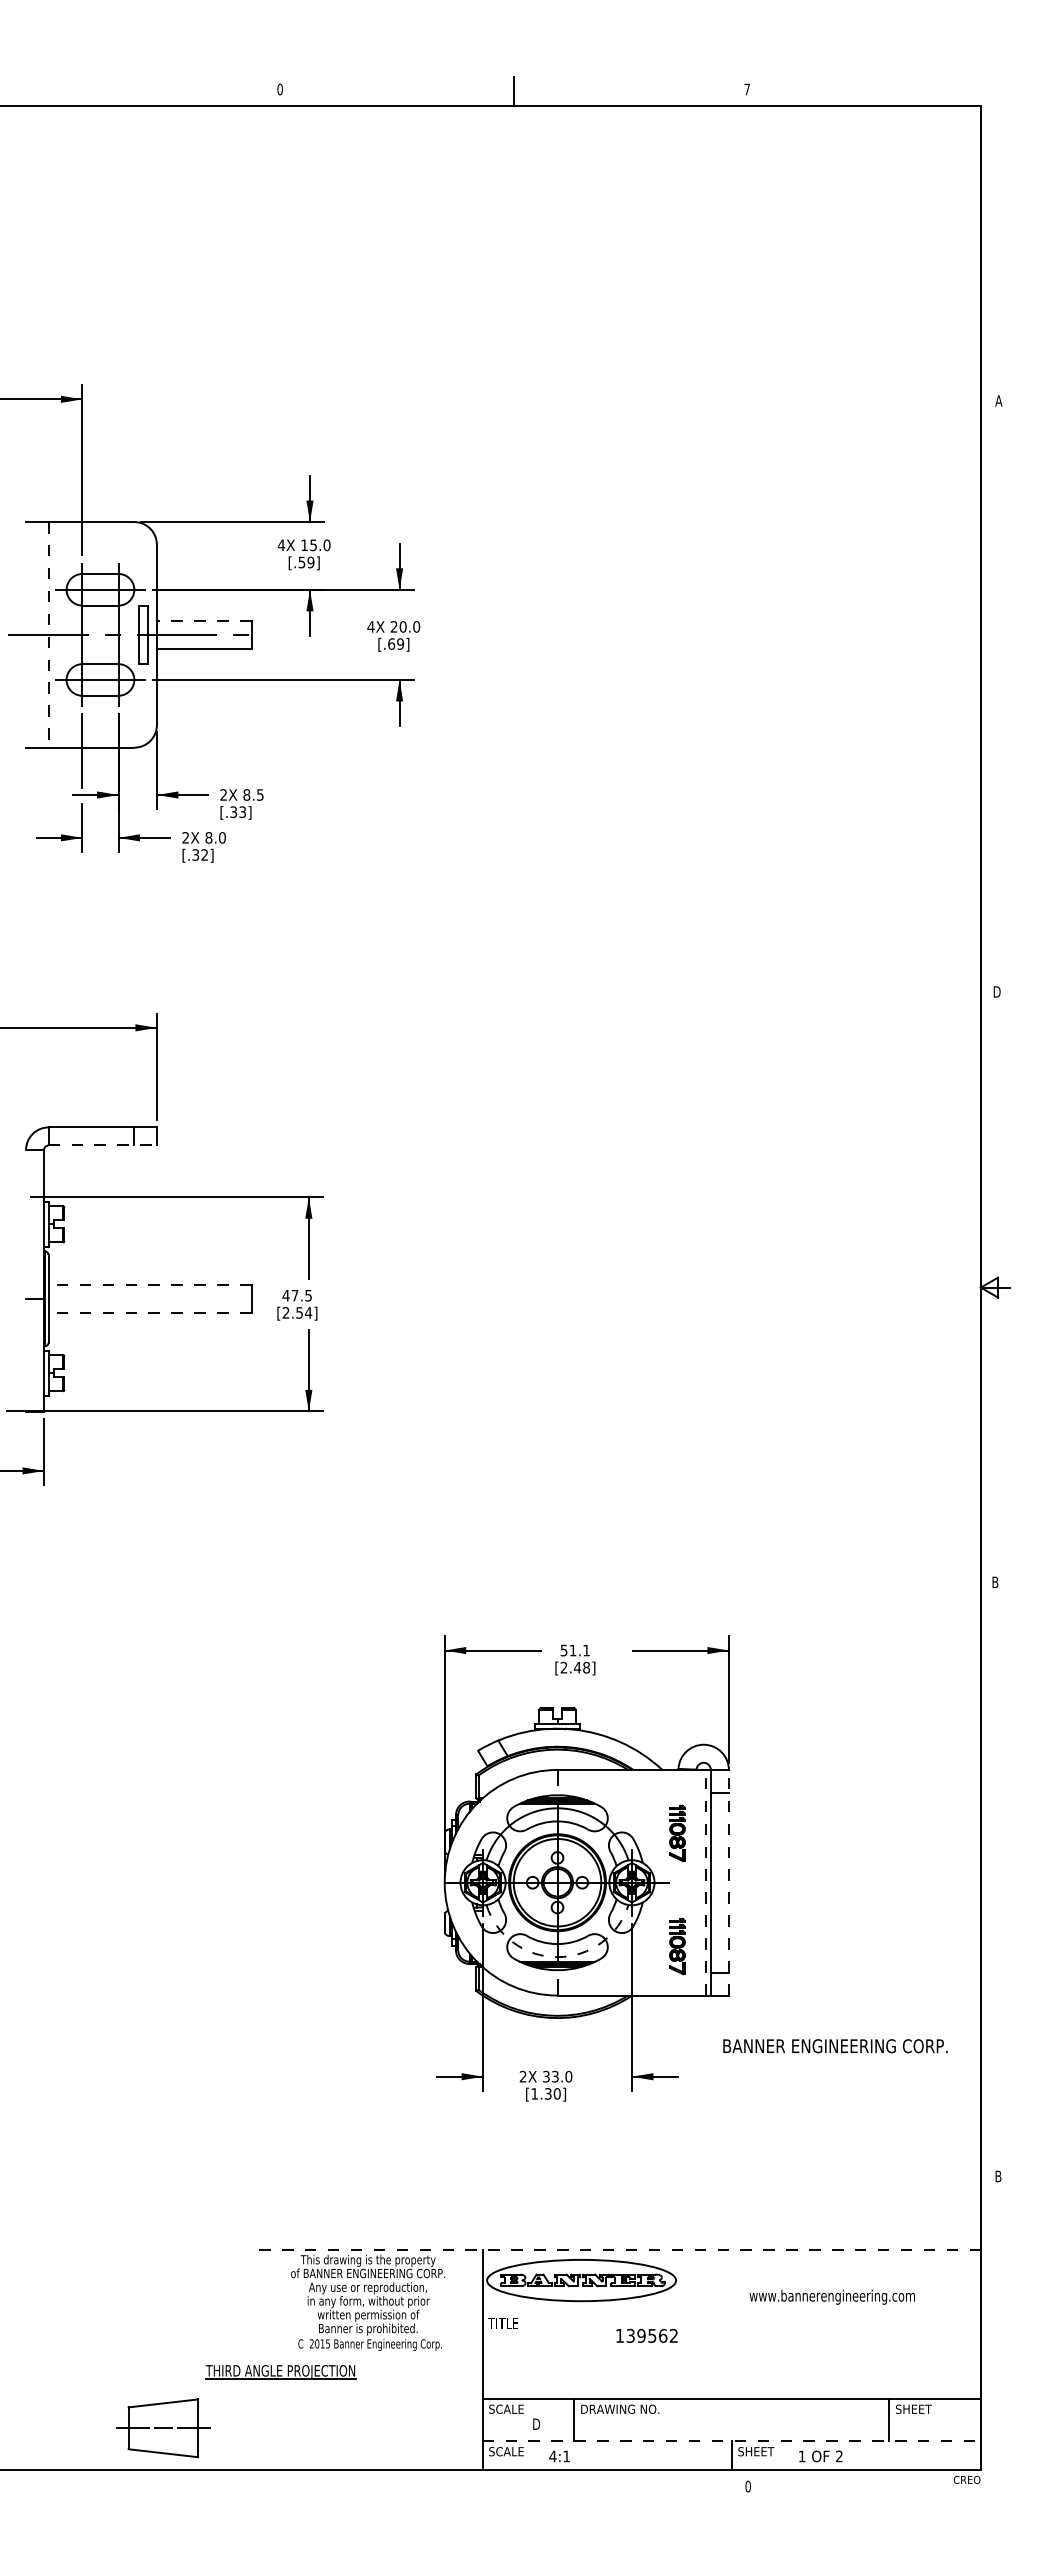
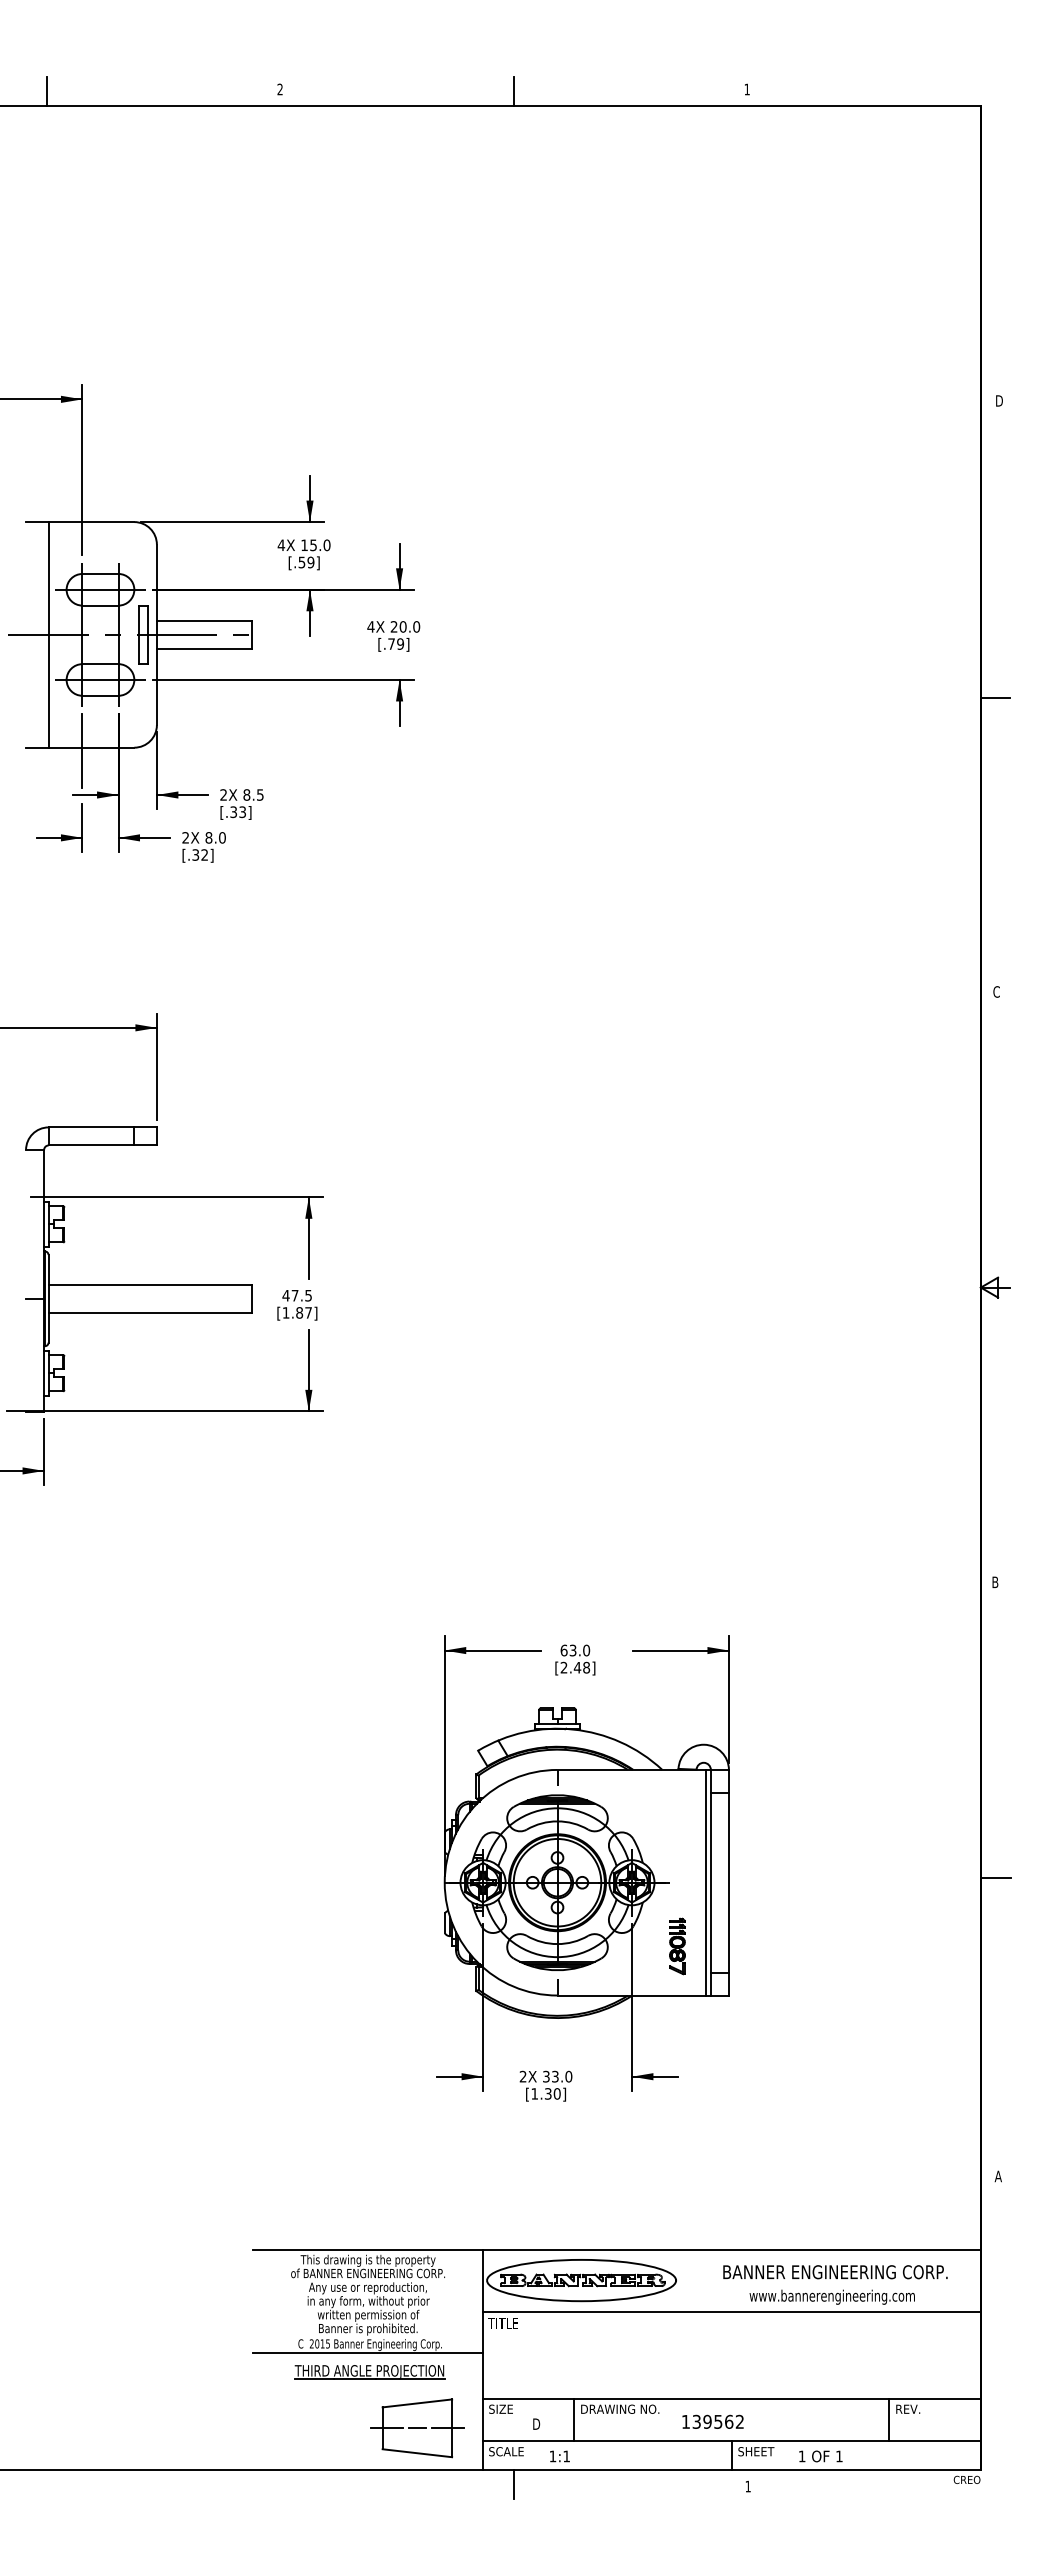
text: 0 -> 2 (279, 89)
text: 7 -> 1 (746, 89)
line: none -> present (46, 91)
text: A -> D (998, 400)
line: dashed -> solid (203, 621)
line: dashed -> solid (48, 634)
text: [.69] -> [.79] (391, 643)
line: none -> present (995, 697)
text: D -> C (996, 991)
line: dashed -> solid (103, 1145)
line: dashed -> solid (149, 1285)
line: dashed -> solid (149, 1312)
text: [2.54] -> [1.87] (297, 1312)
text: 51.1 -> 63.0 (575, 1650)
part: present -> none (677, 1833)
line: none -> present (996, 1878)
line: dashed -> solid (706, 1882)
line: dashed -> solid (728, 1882)
arc: dashed -> solid (557, 1957)
text position: (835, 2046) -> (835, 2272) (835, 2272)
text: B -> A (997, 2176)
line: dashed -> solid (617, 2250)
line: none -> present (731, 2311)
text position: (646, 2335) -> (712, 2421) (712, 2421)
line: none -> present (367, 2353)
part position: (280, 2372) -> (369, 2372) (369, 2372)
text: SCALE -> SIZE (509, 2408)
text: SHEET -> REV. (913, 2408)
part position: (163, 2428) -> (417, 2428) (417, 2428)
line: dashed -> solid (732, 2441)
text: 4:1 -> 1:1 (552, 2456)
text: 2 -> 1 (839, 2456)
line: none -> present (513, 2484)
text: 0 -> 1 (747, 2486)
